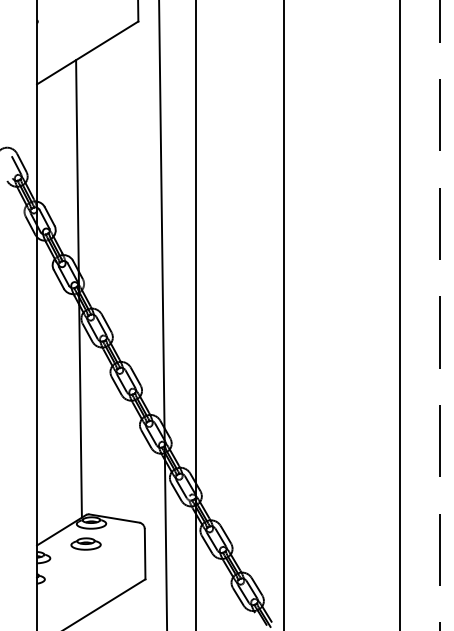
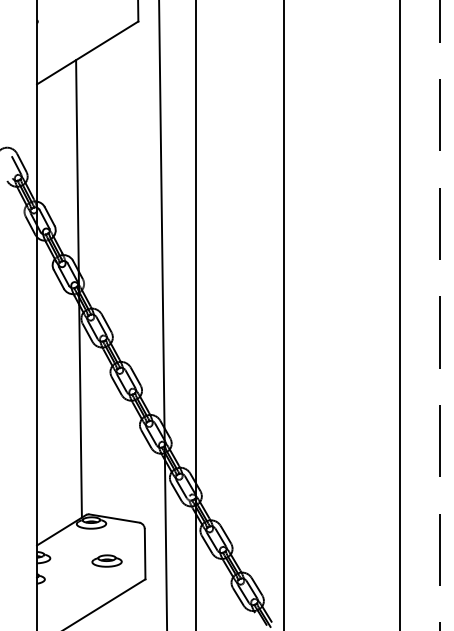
part position: (85, 543) -> (106, 560) (106, 560)
